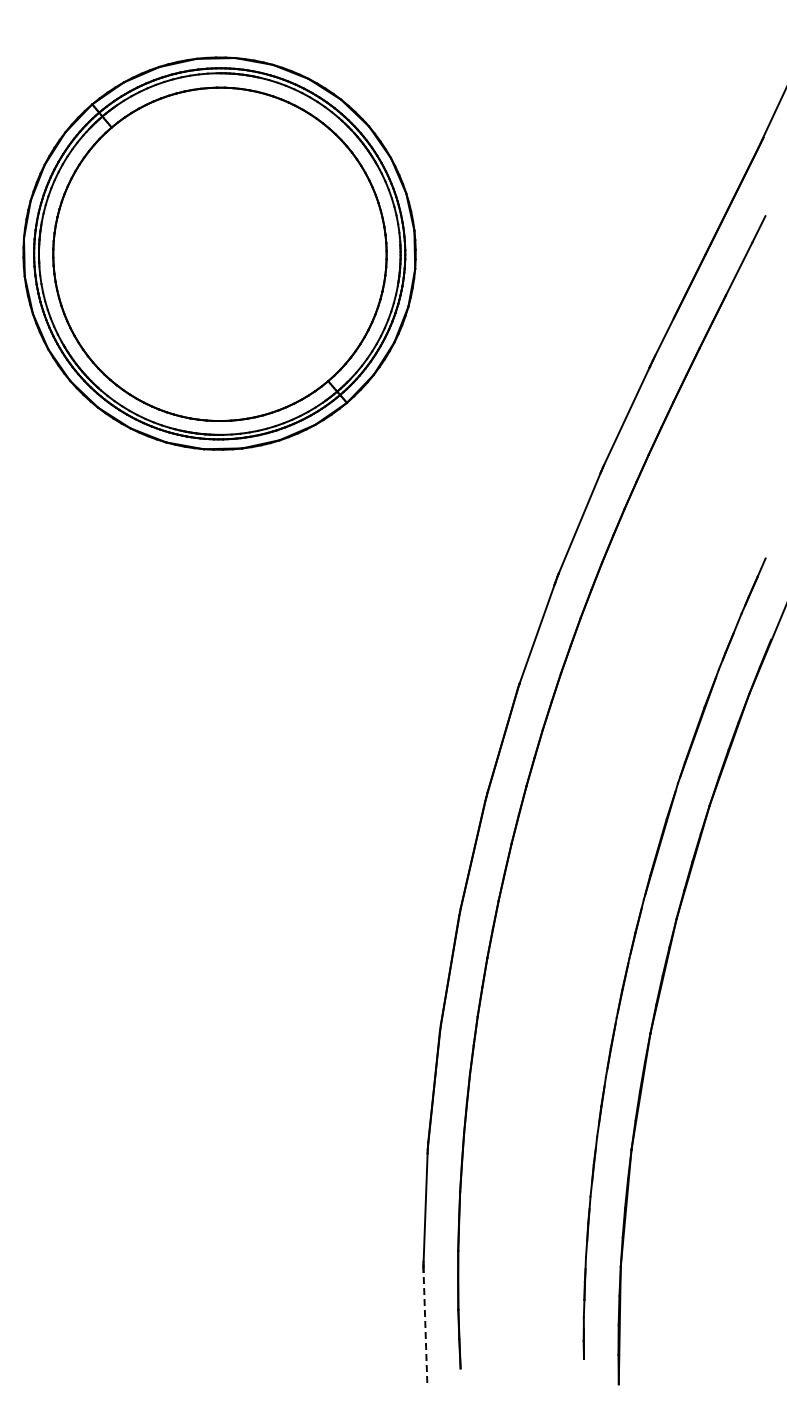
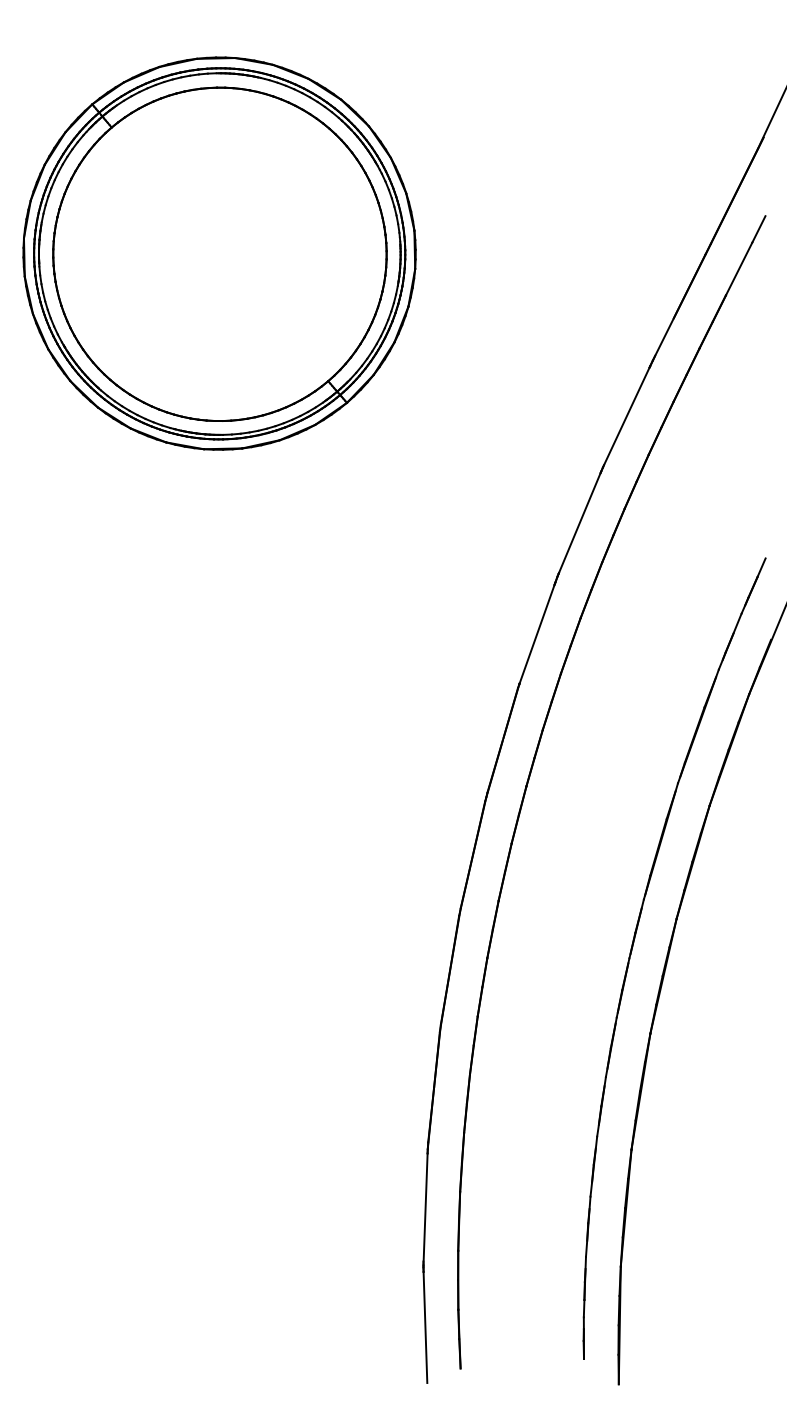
line: dashed -> solid (425, 1327)
